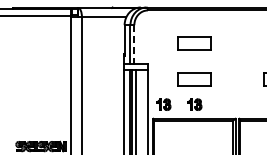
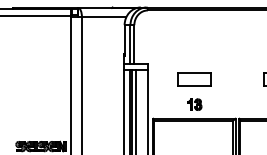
part: present -> none (194, 43)
line: dashed -> solid (134, 45)
part: present -> none (163, 104)
